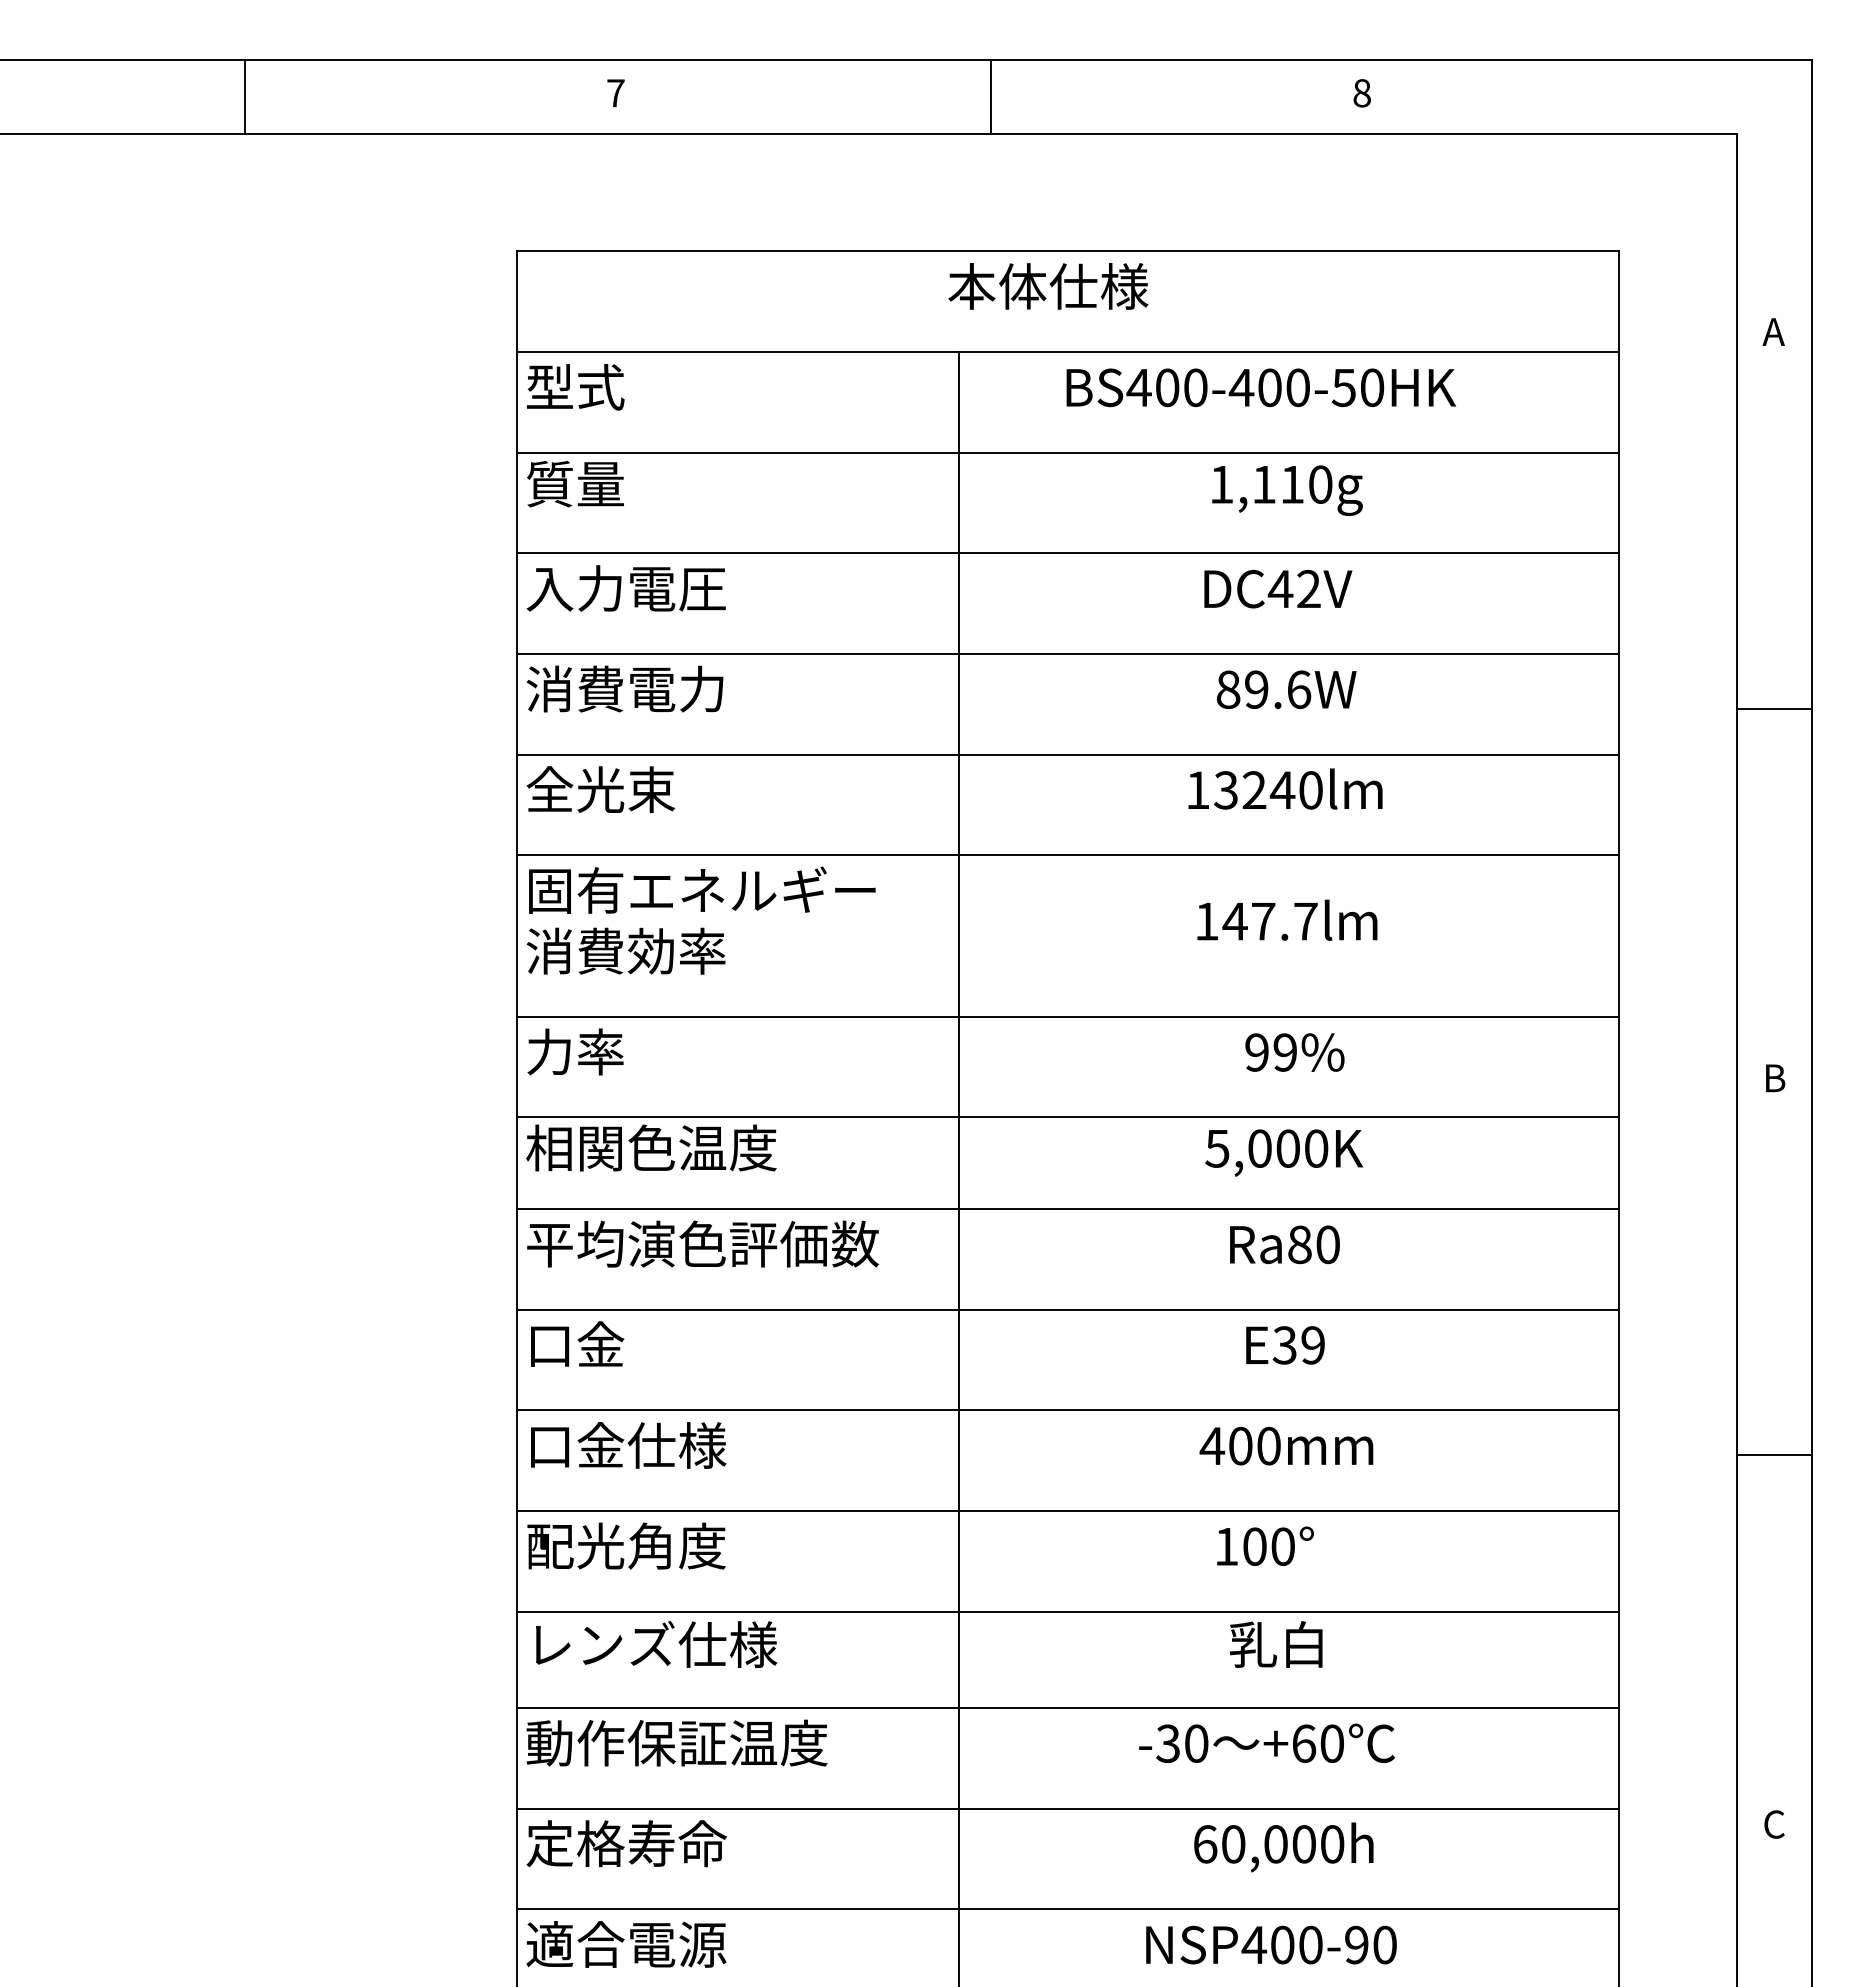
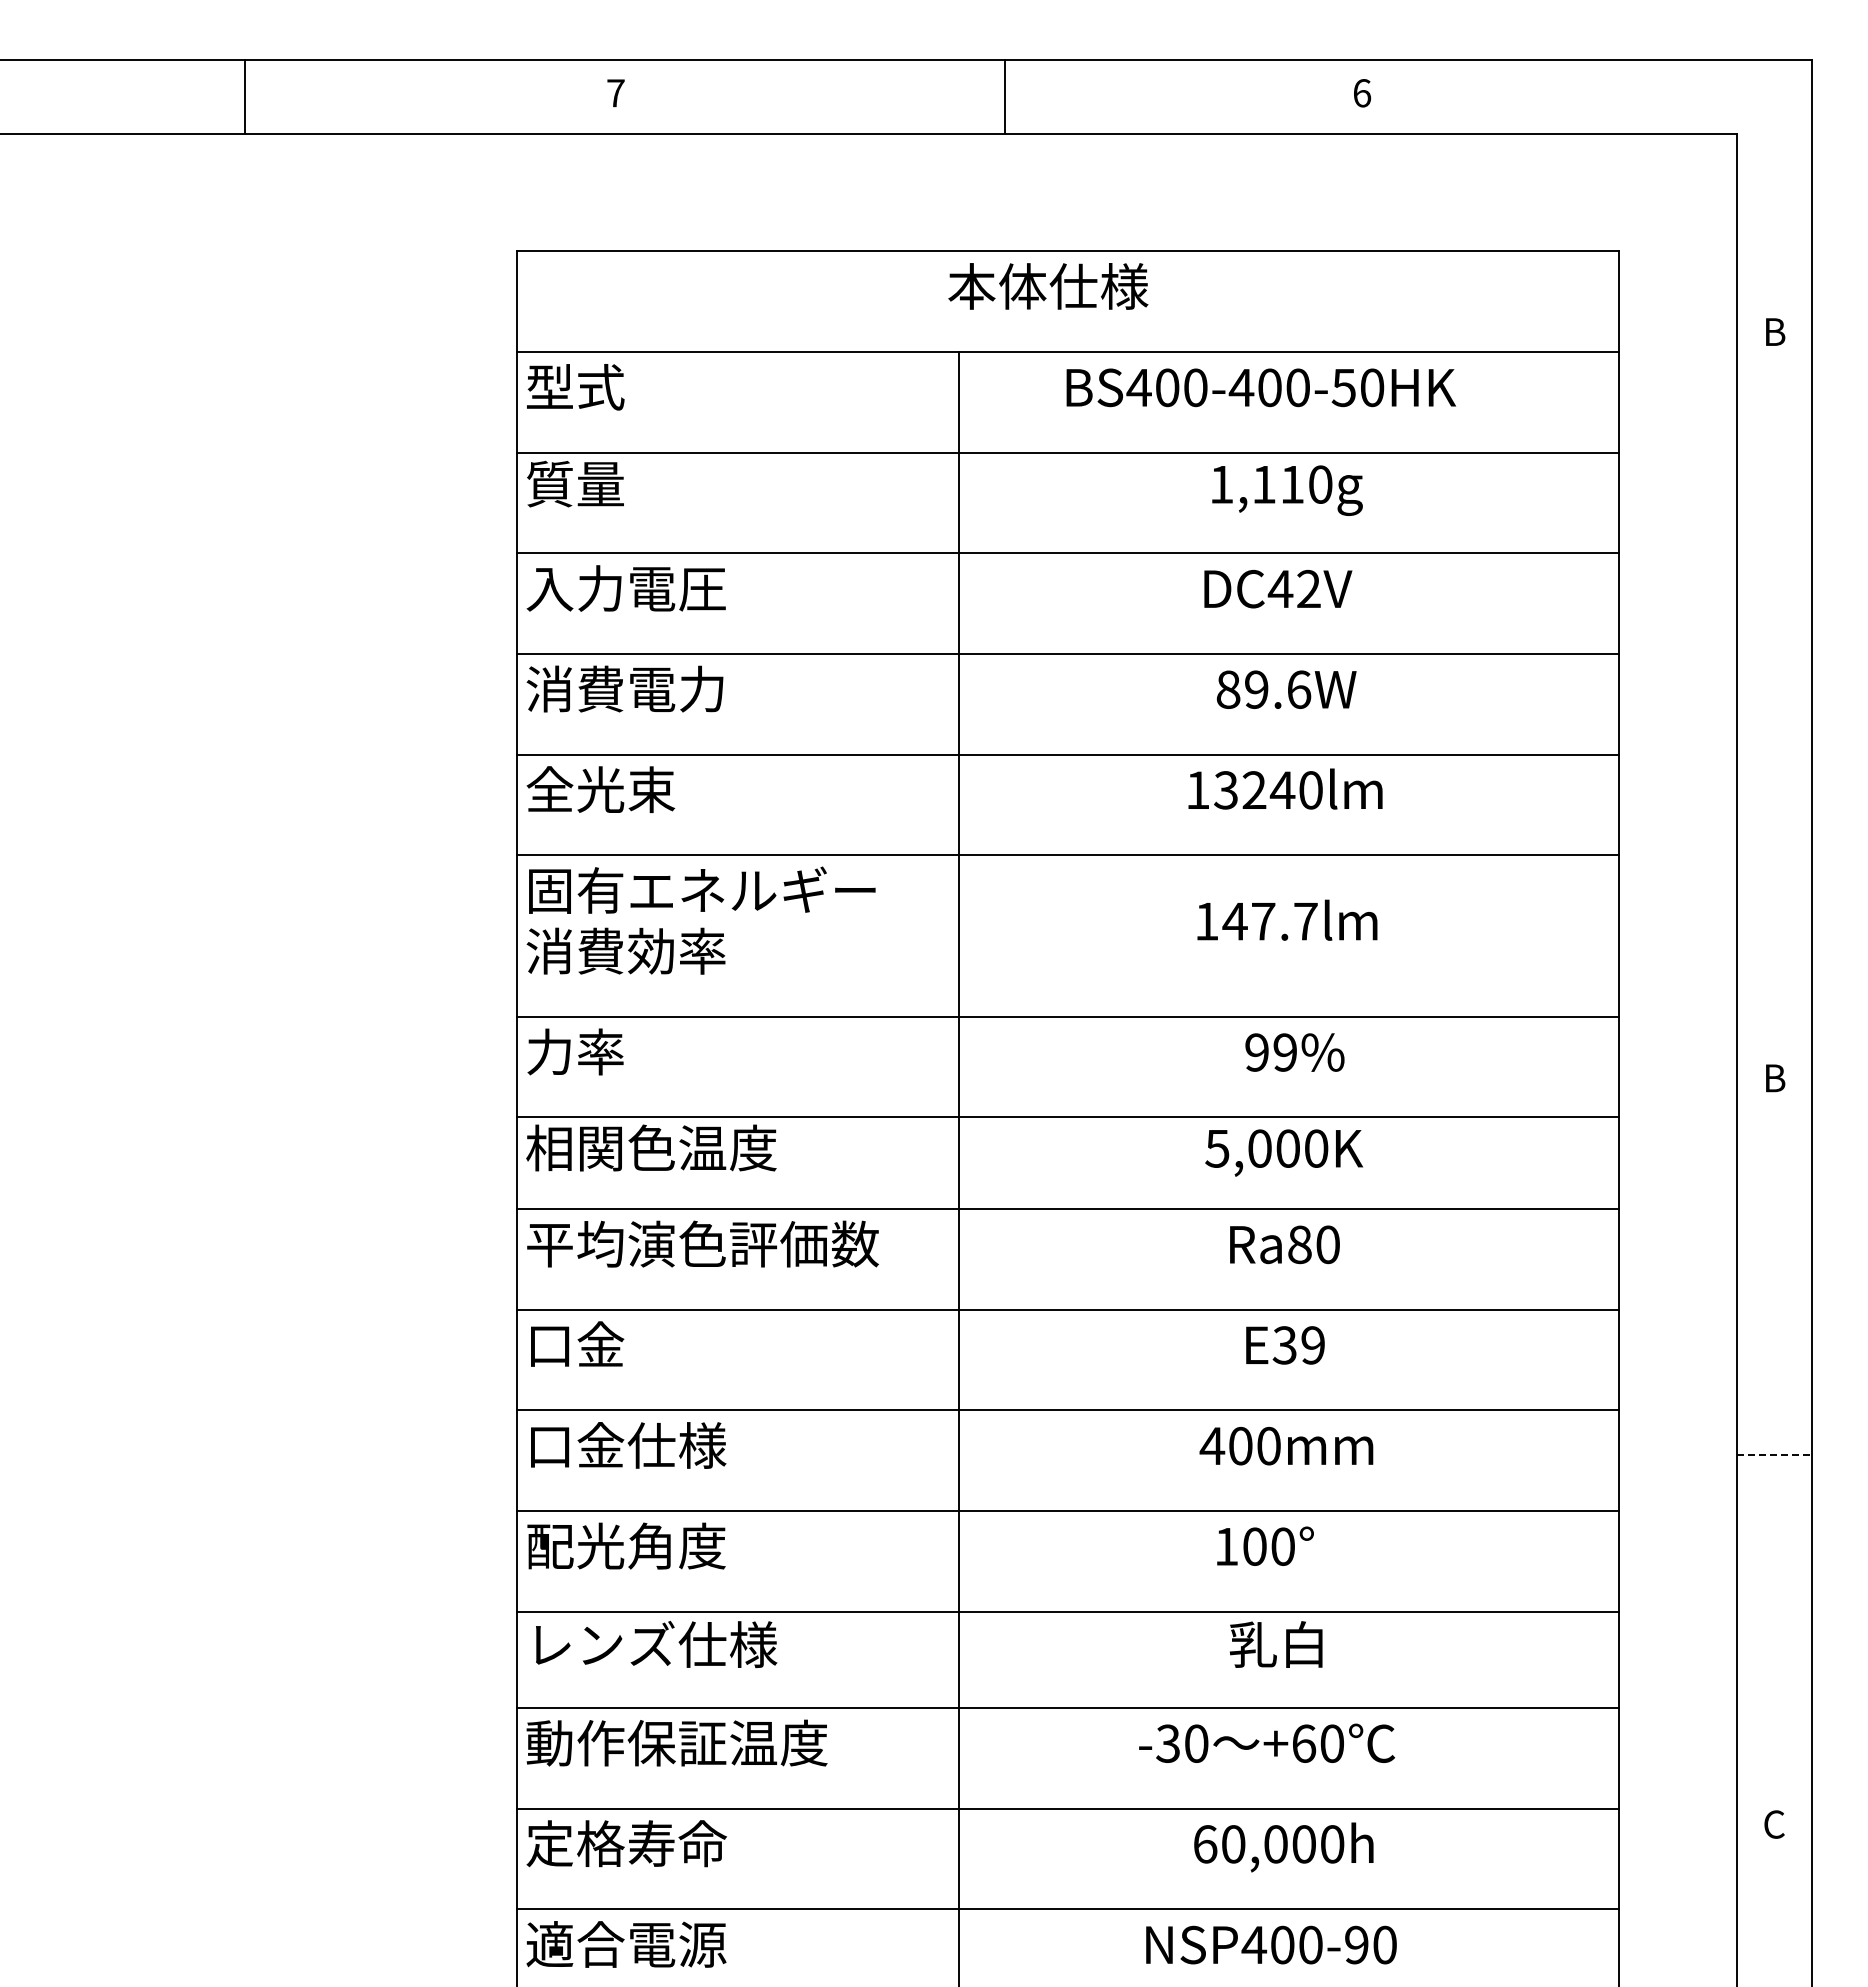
text: 8 -> 6 (1362, 93)
line position: (991, 96) -> (1005, 96) (1005, 96)
text: A -> B (1773, 331)
line: present -> none (1774, 708)
line: solid -> dashed (1775, 1455)
